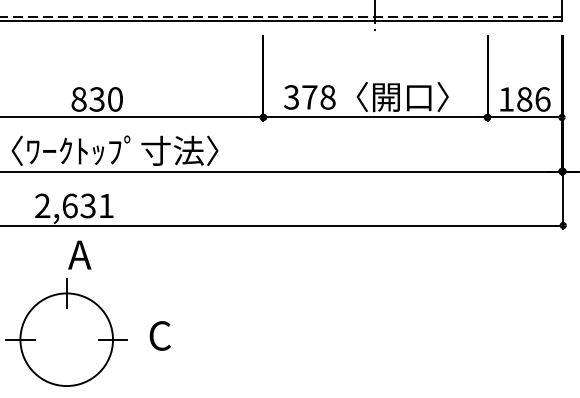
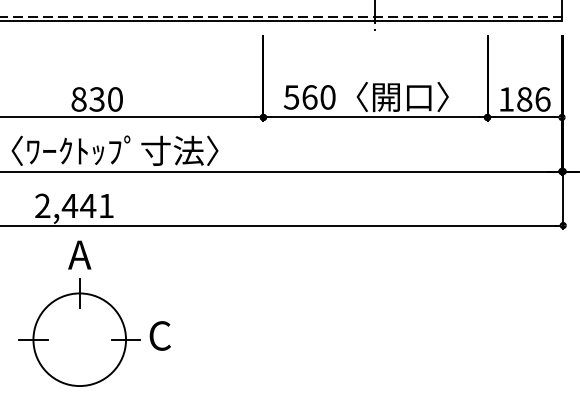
text: 378 -> 560 (309, 97)
text: 2,631 -> 2,441 (78, 205)
part position: (66, 332) -> (79, 332) (79, 332)
